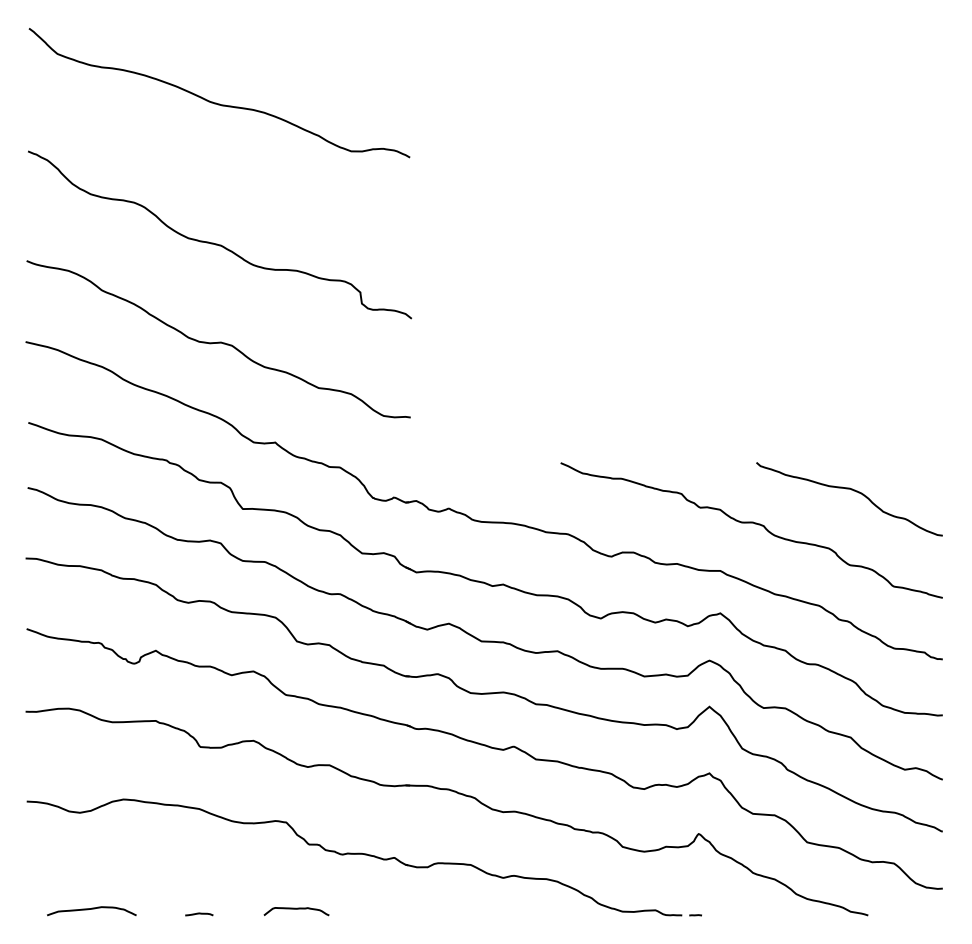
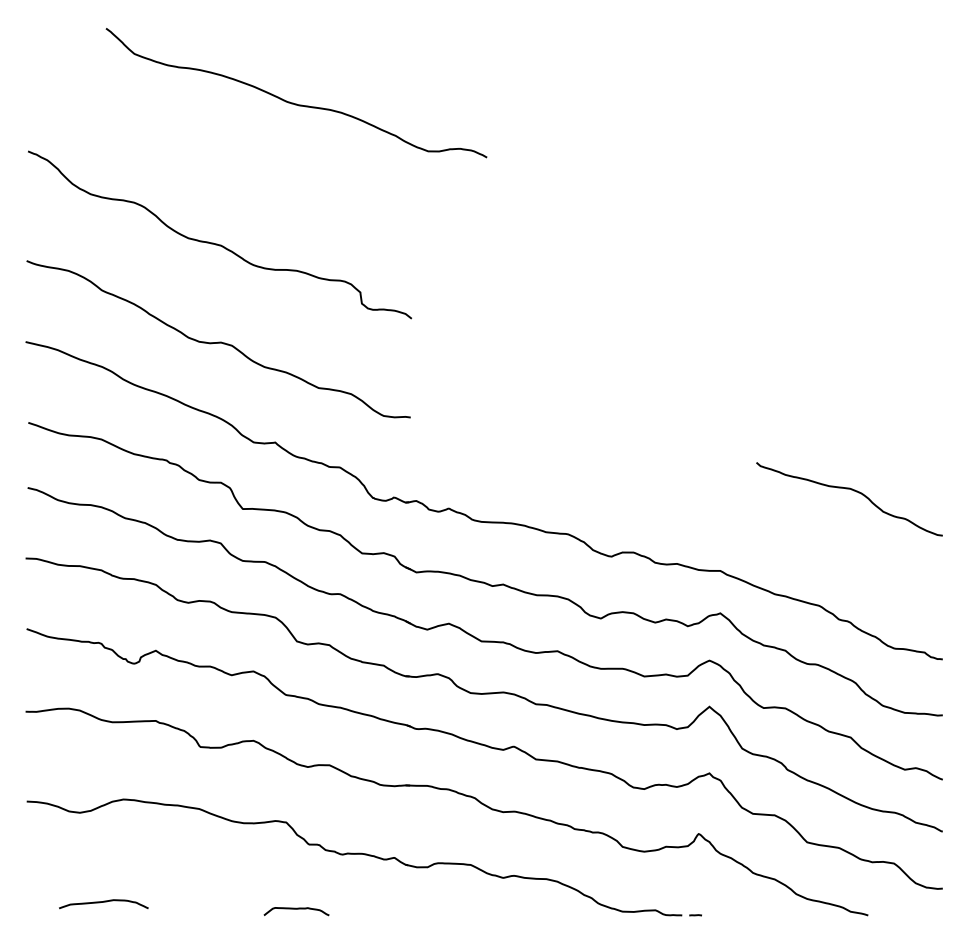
curve position: (216, 102) -> (293, 102) (293, 102)
curve: present -> none (751, 523)
curve position: (91, 909) -> (103, 902) (103, 902)
curve: present -> none (199, 914)
